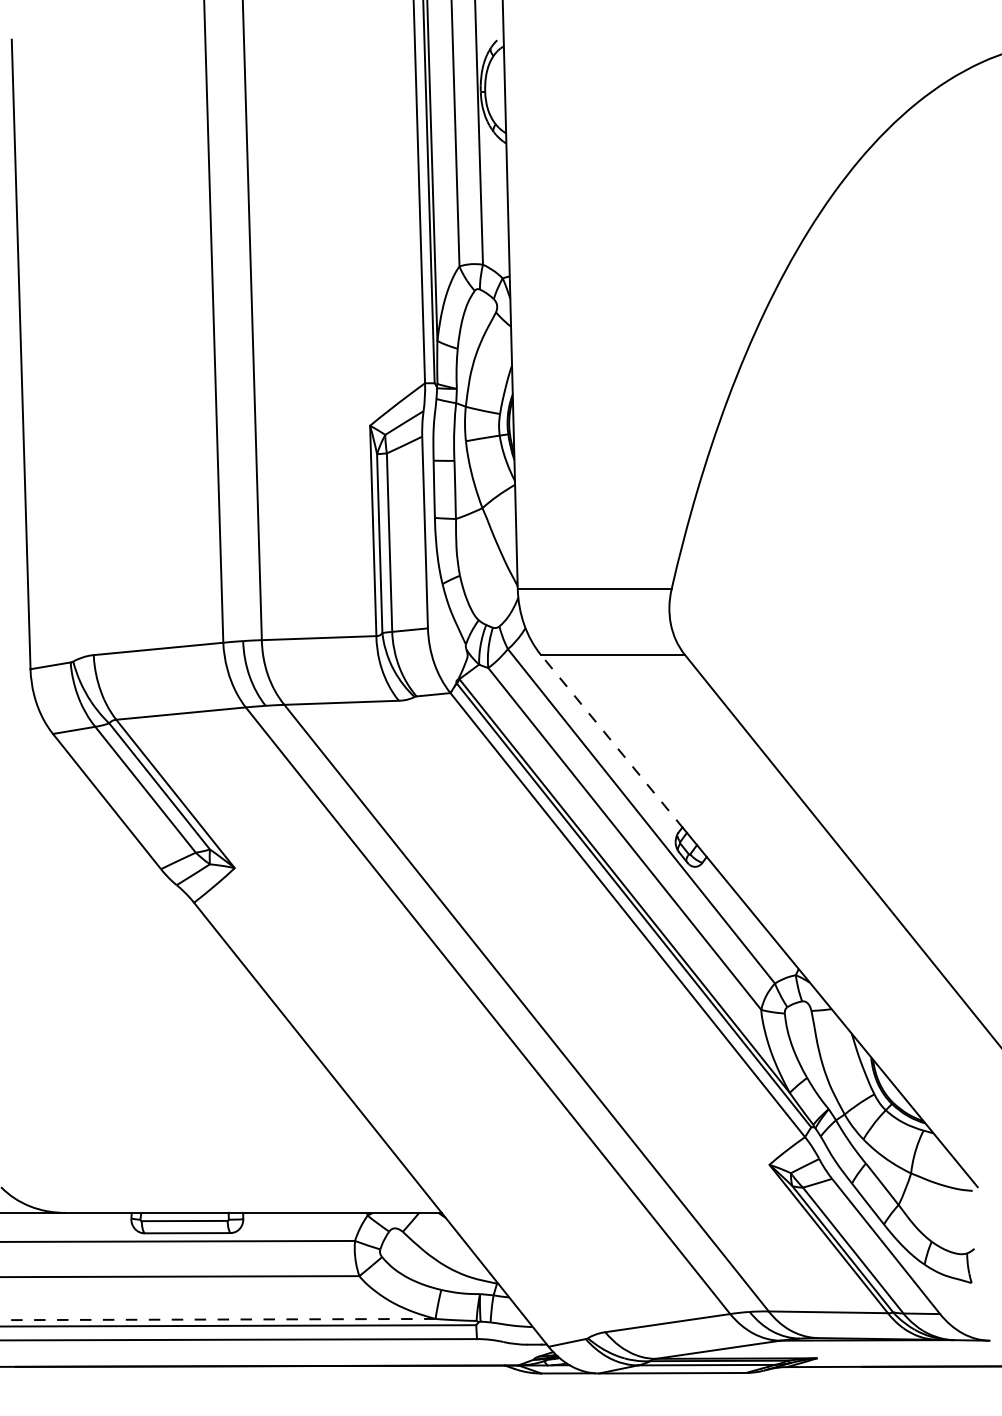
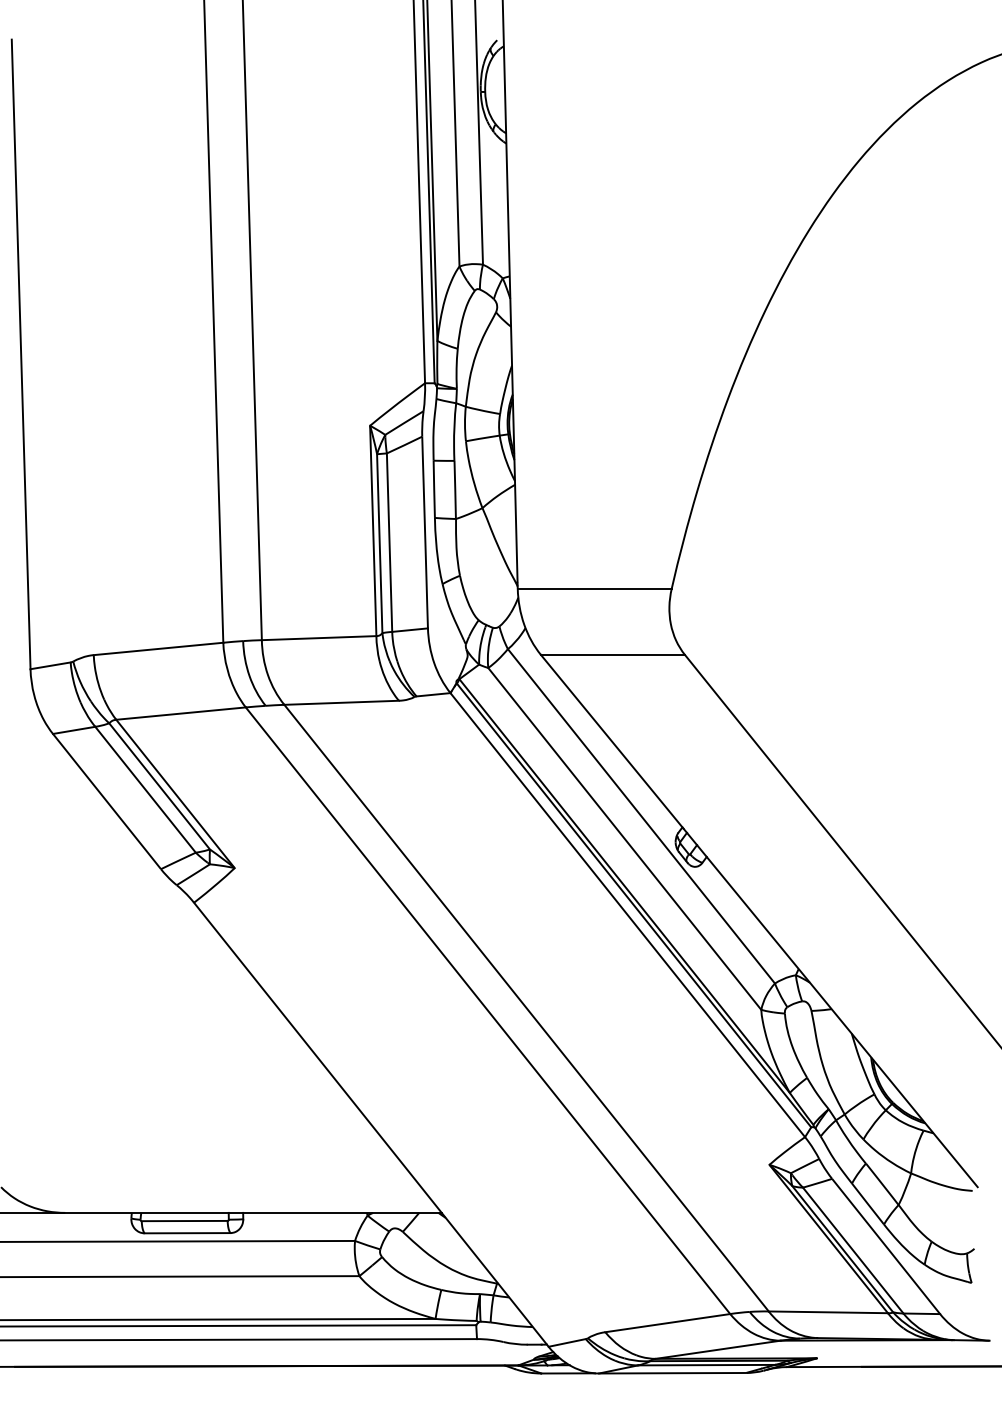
line: dashed -> solid (611, 741)
line: dashed -> solid (217, 1319)
